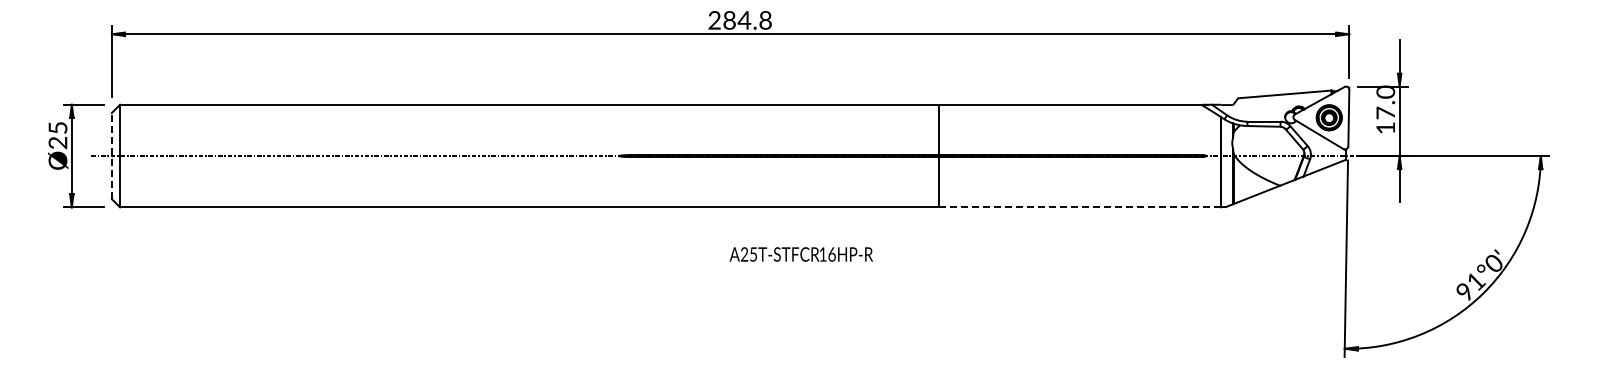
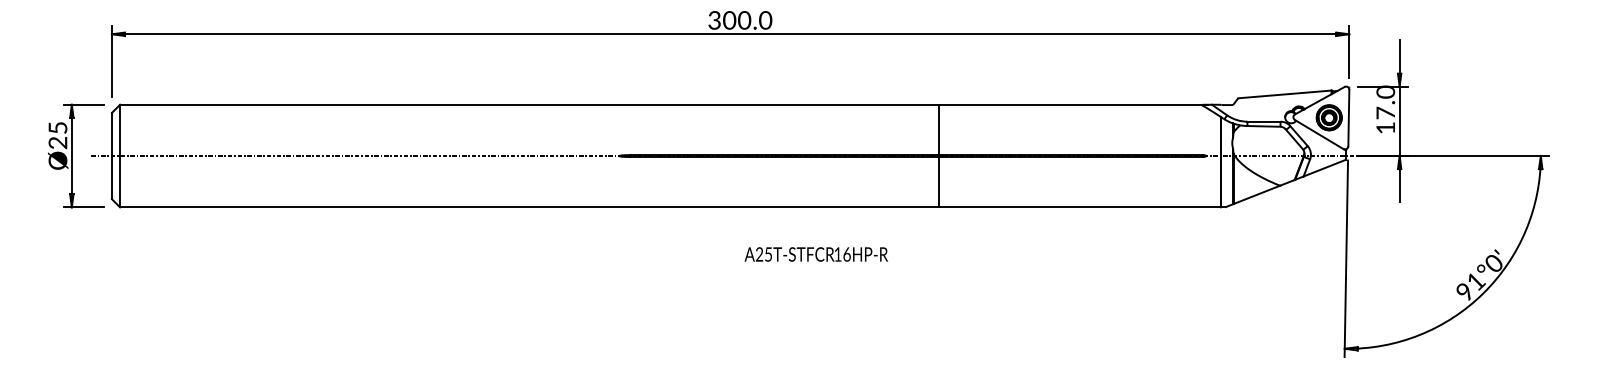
text: 284.8 -> 300.0 (740, 20)
line: dashed -> solid (111, 155)
line: dashed -> solid (1080, 207)
text position: (800, 254) -> (815, 254) (815, 254)
